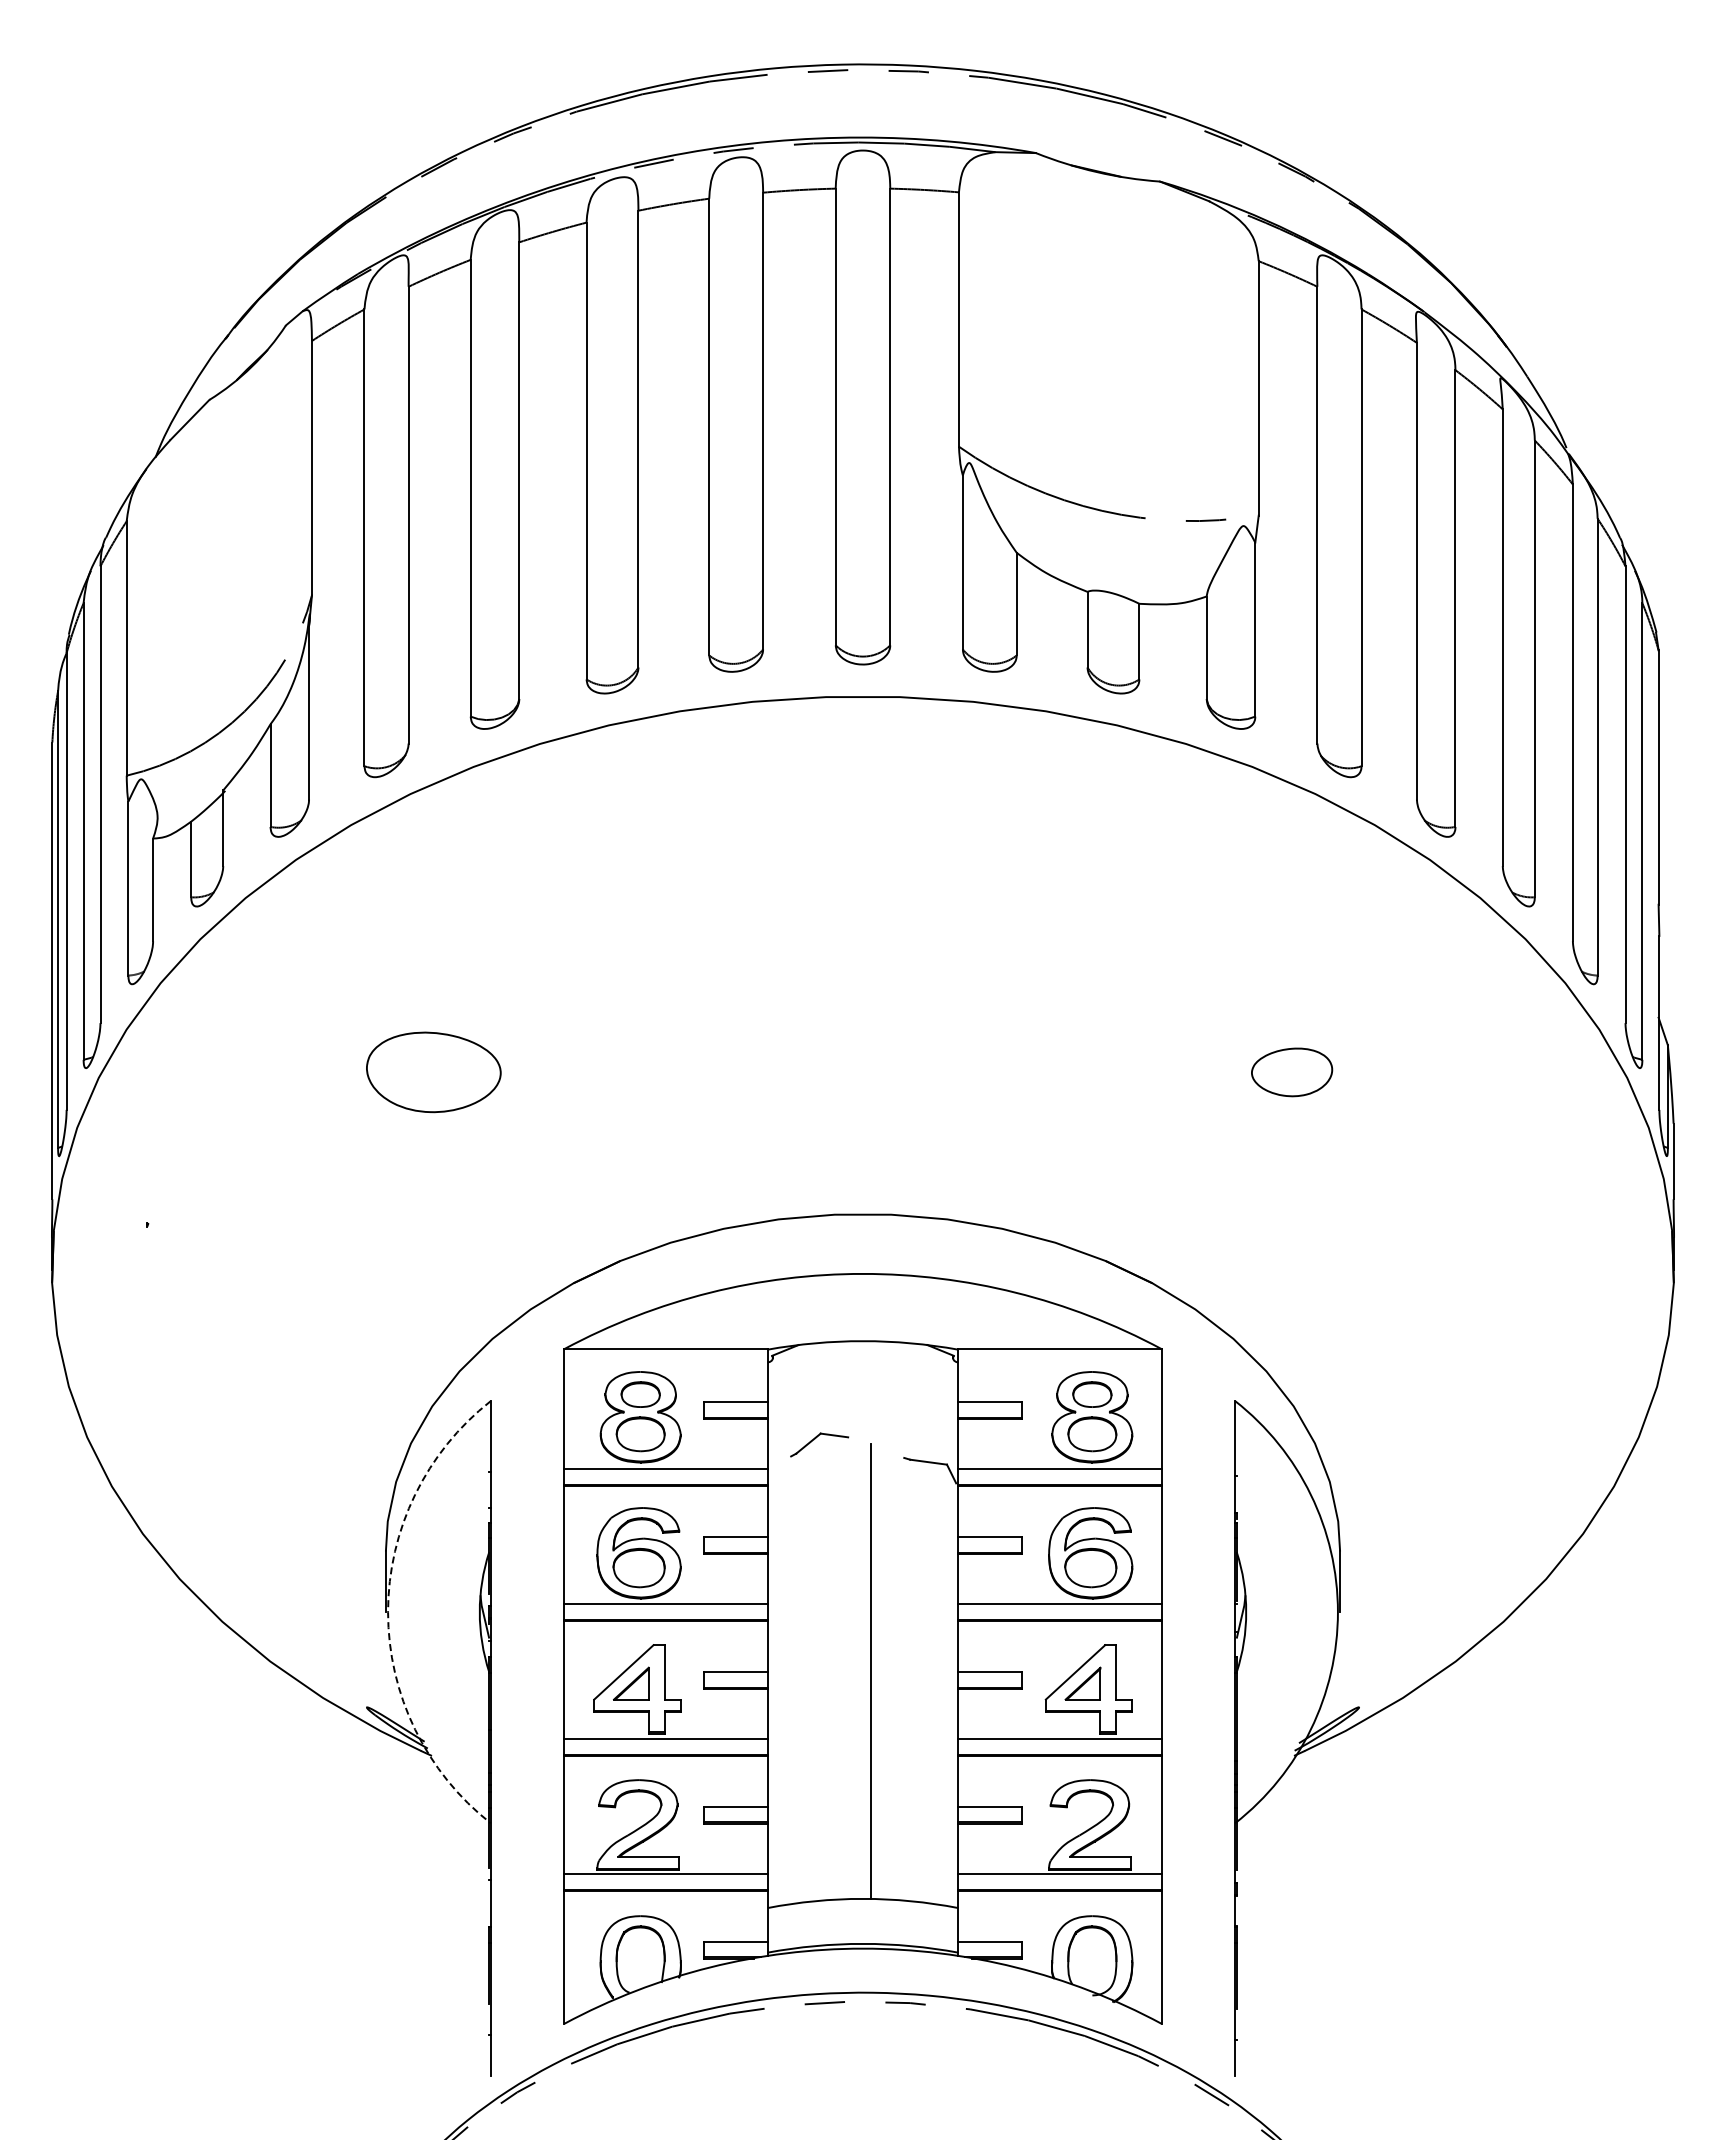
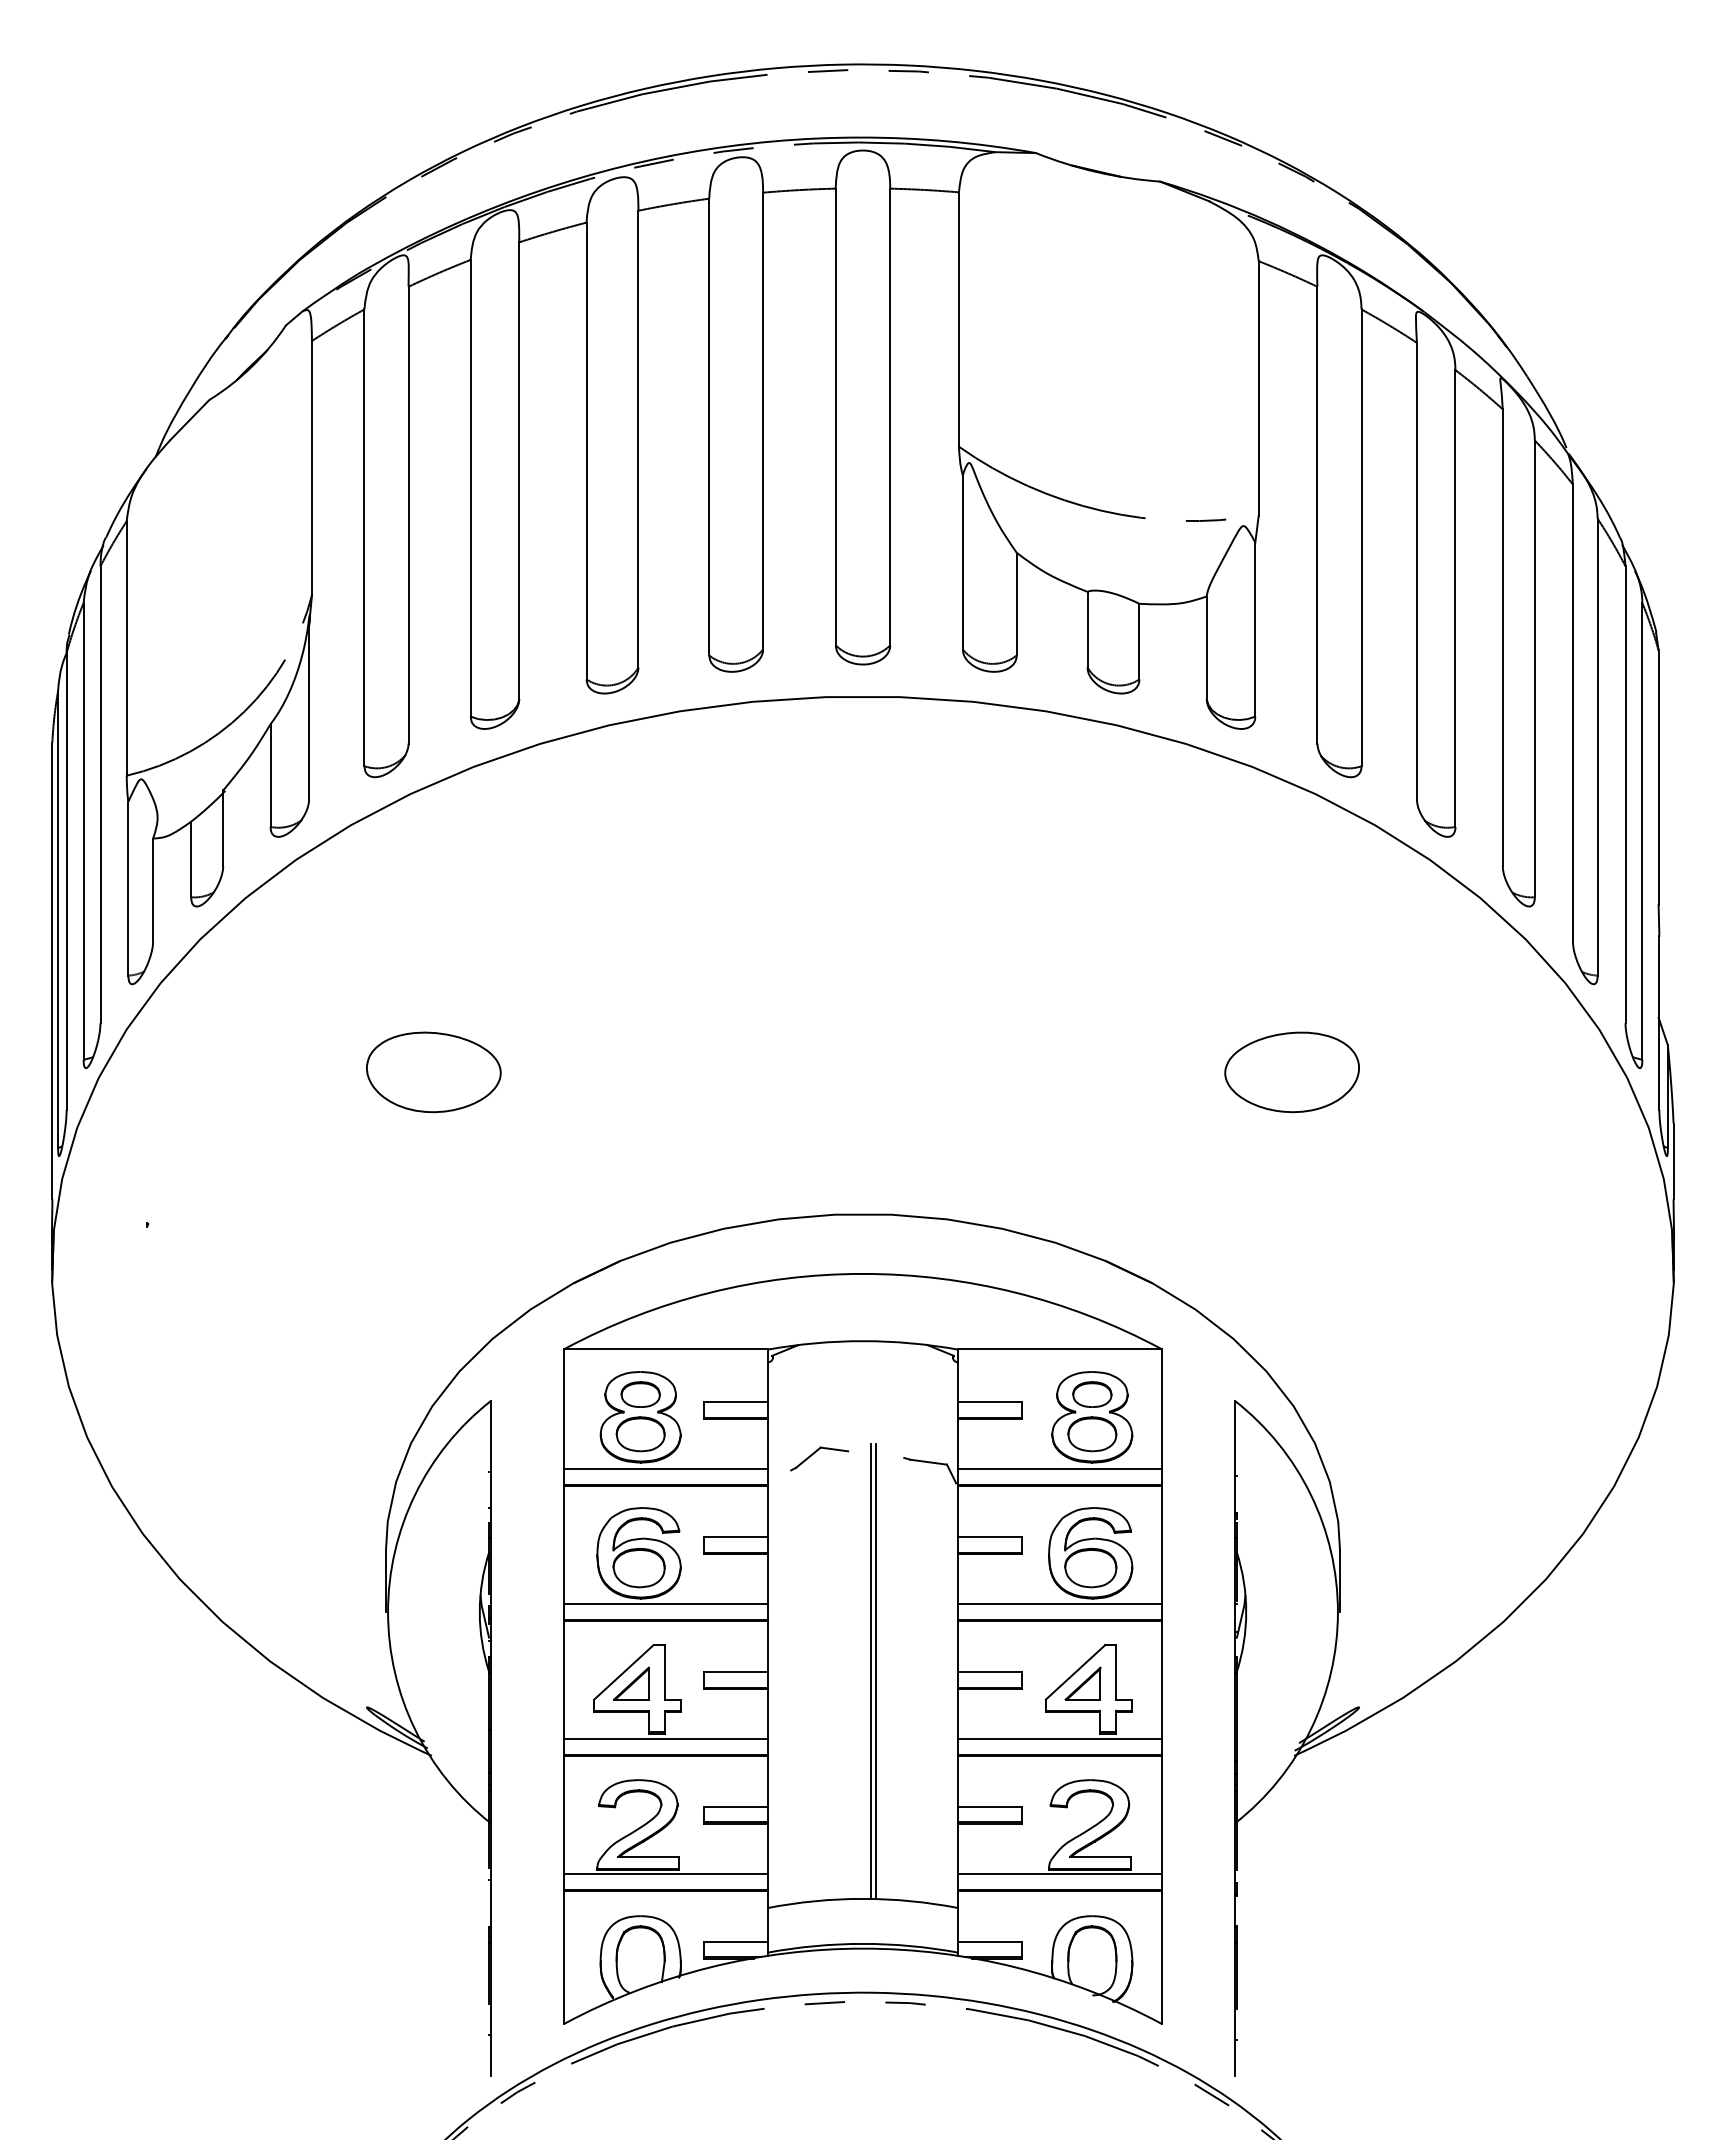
part size: 83x51 px -> 136x83 px (1291, 1072)
part position: (815, 1439) -> (815, 1453) (815, 1453)
arc: dashed -> solid (388, 1612)
line: none -> present (875, 1671)
